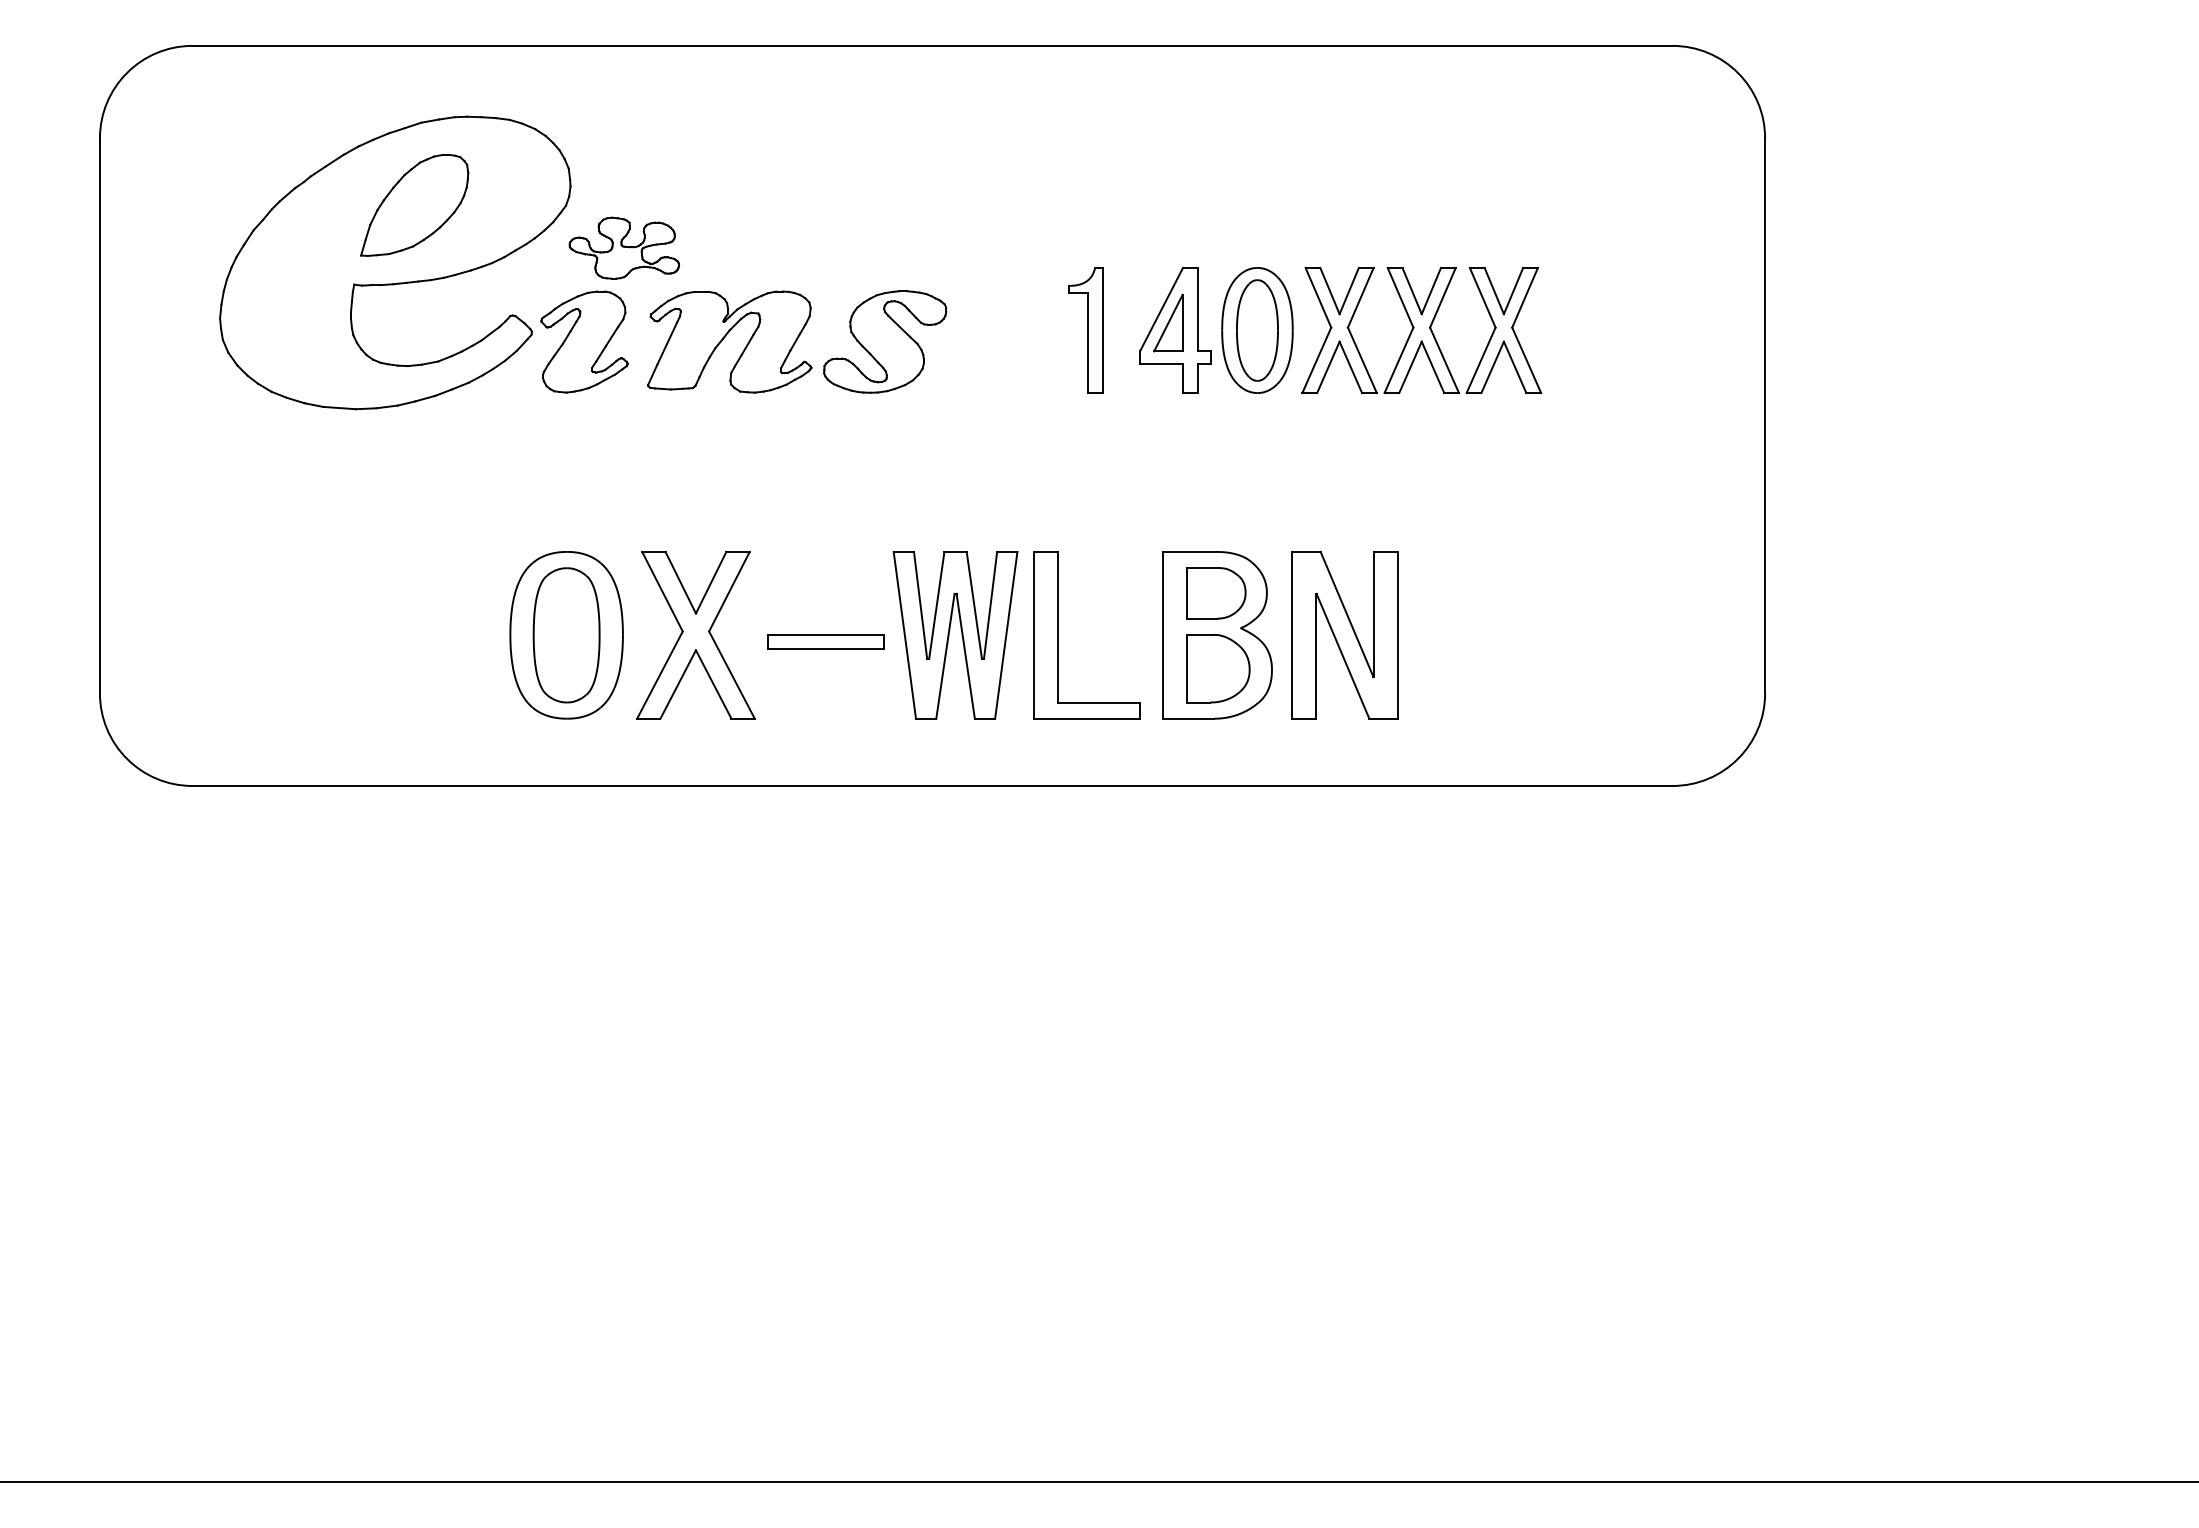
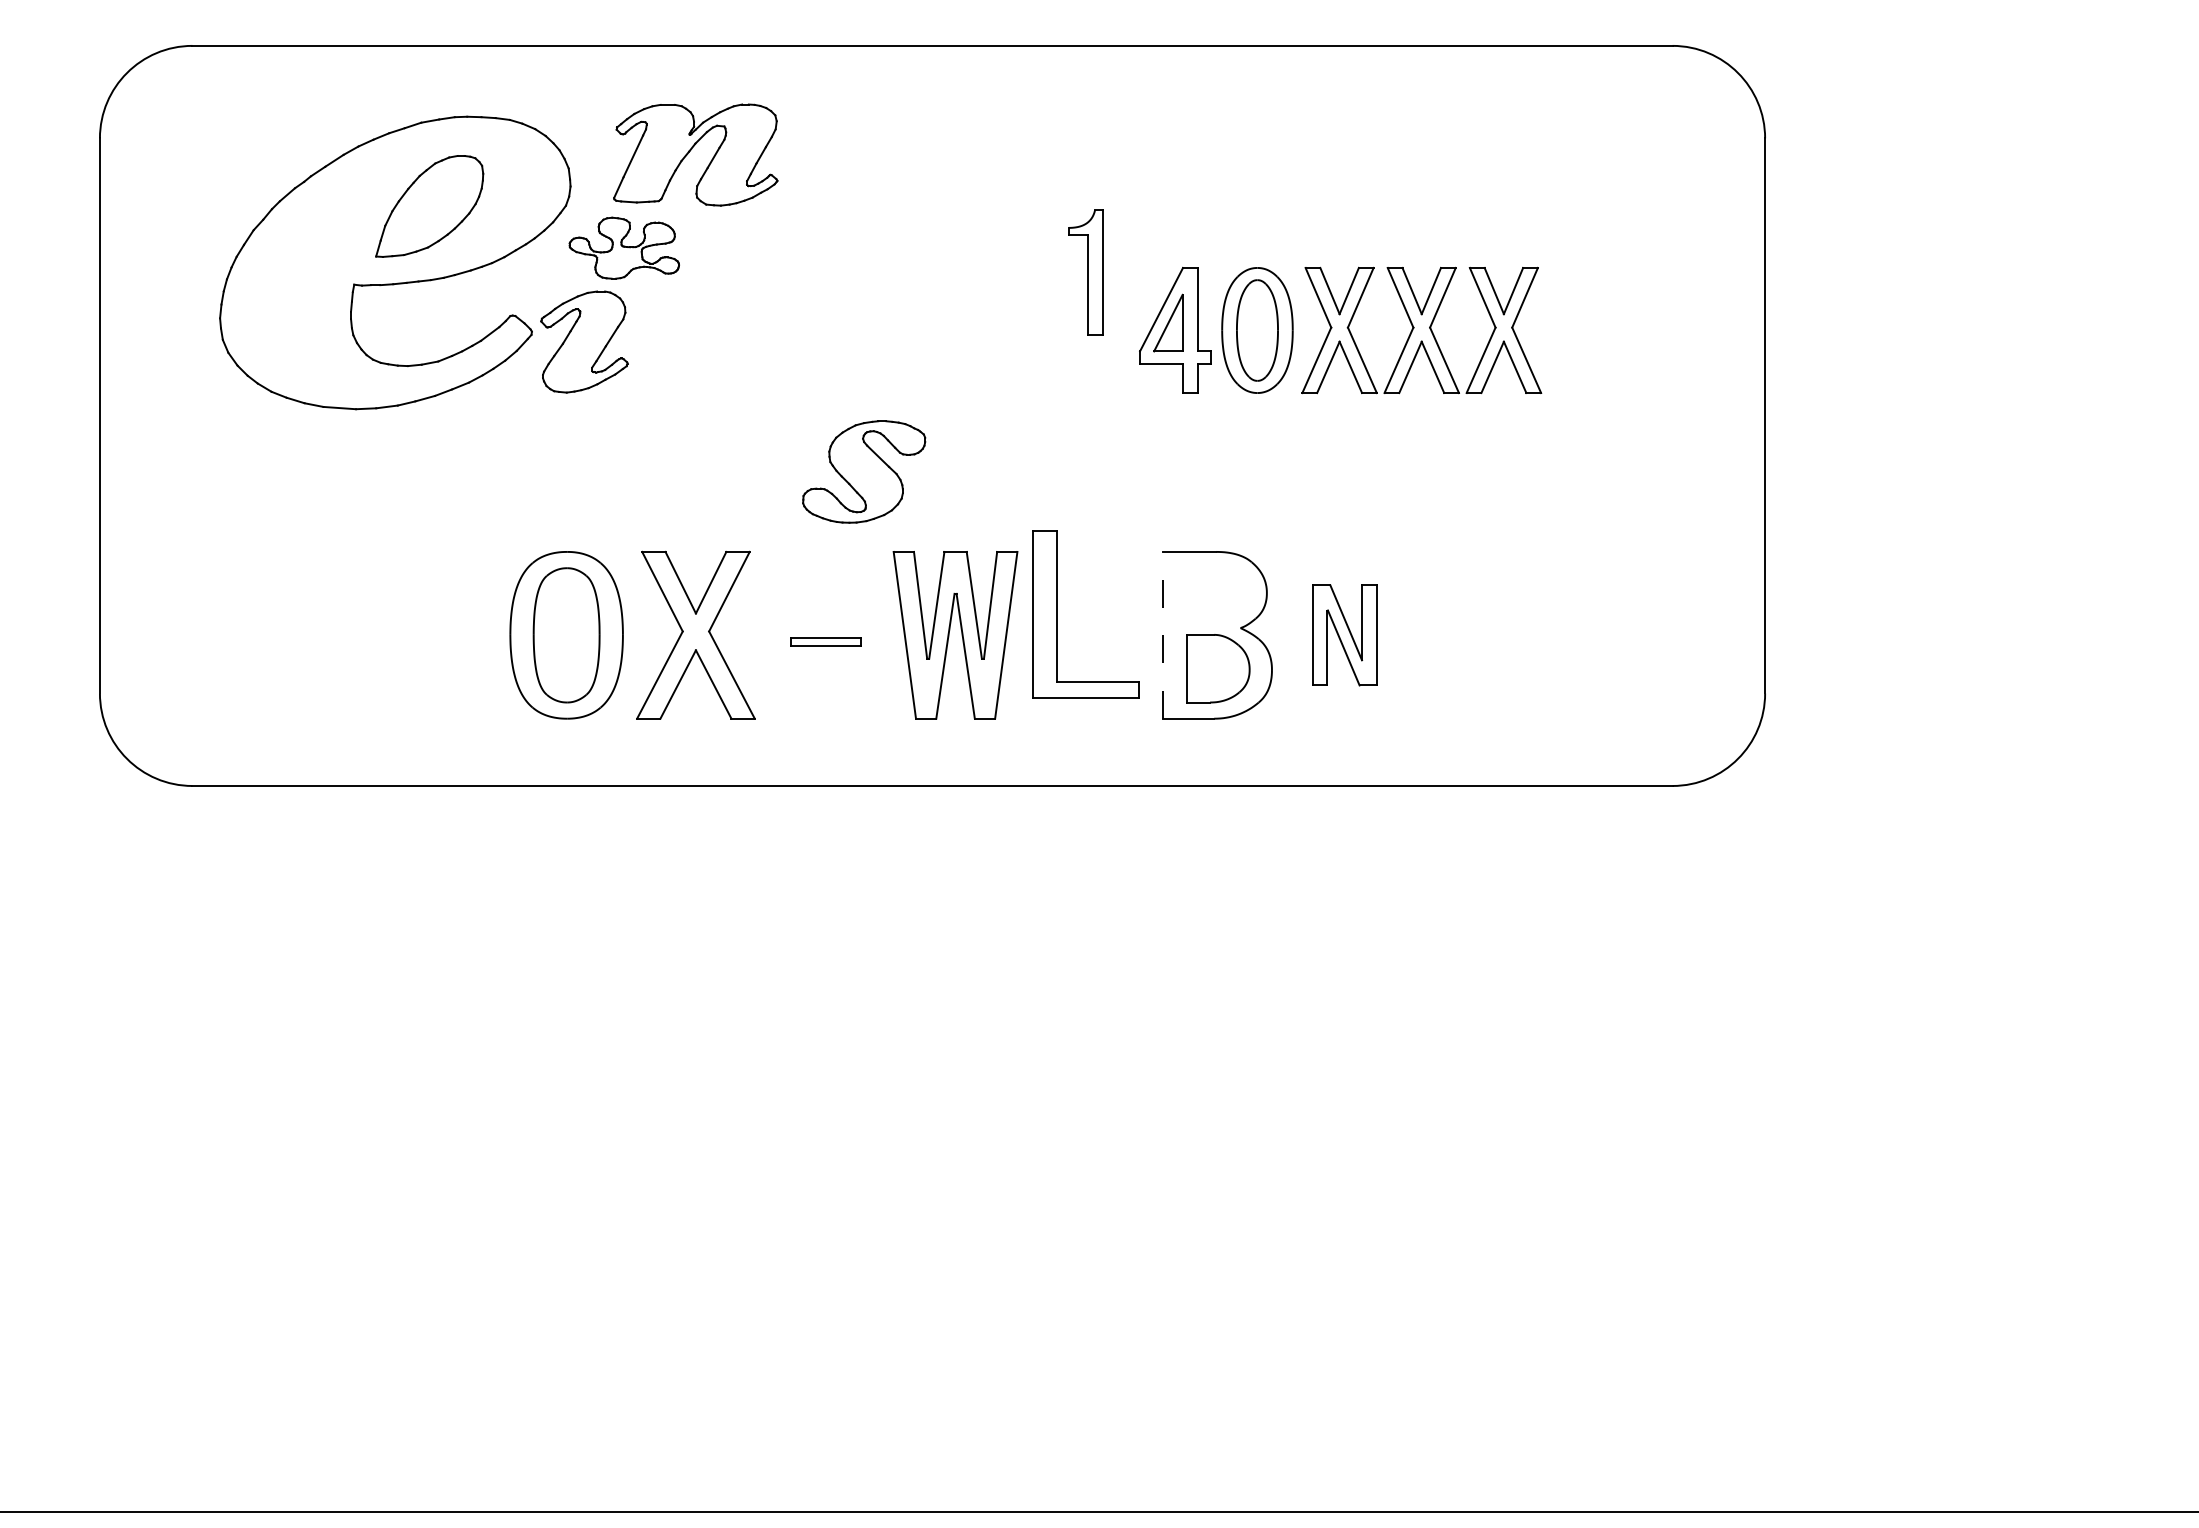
part position: (414, 205) -> (429, 206) (429, 206)
part position: (1085, 330) -> (1085, 272) (1085, 272)
part position: (729, 341) -> (695, 154) (695, 154)
part position: (885, 341) -> (864, 471) (864, 471)
part: present -> none (1216, 593)
line: solid -> dashed (1162, 634)
part position: (1058, 635) -> (1057, 614) (1057, 614)
part size: 108x169 px -> 66x103 px (1344, 635)
part size: 118x16 px -> 72x10 px (825, 641)
line position: (1098, 1482) -> (1098, 1512) (1098, 1512)
